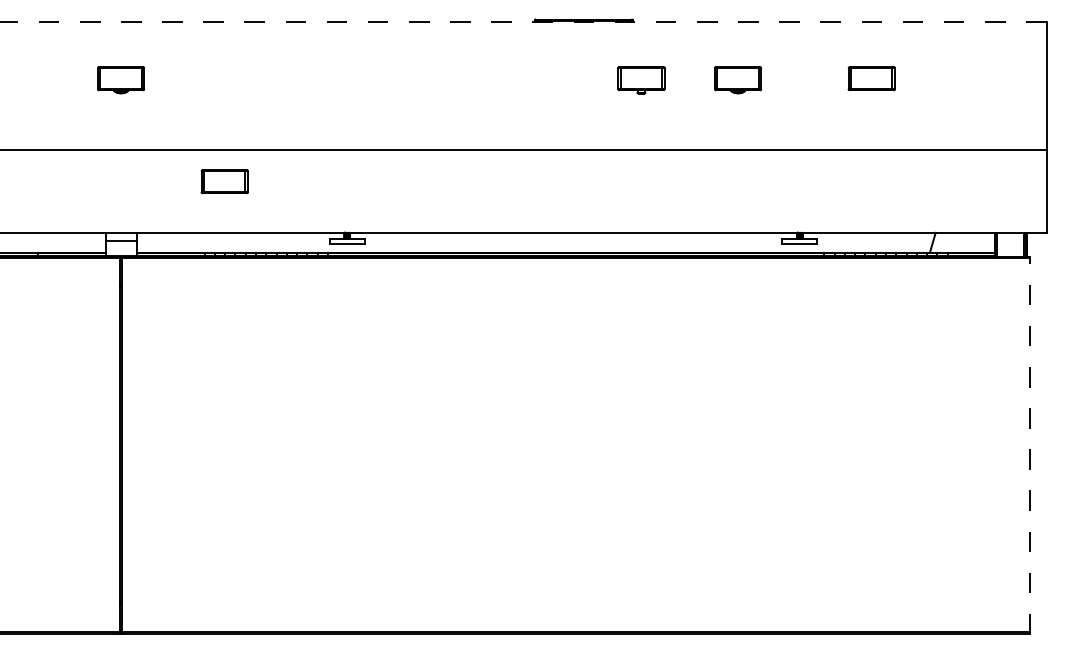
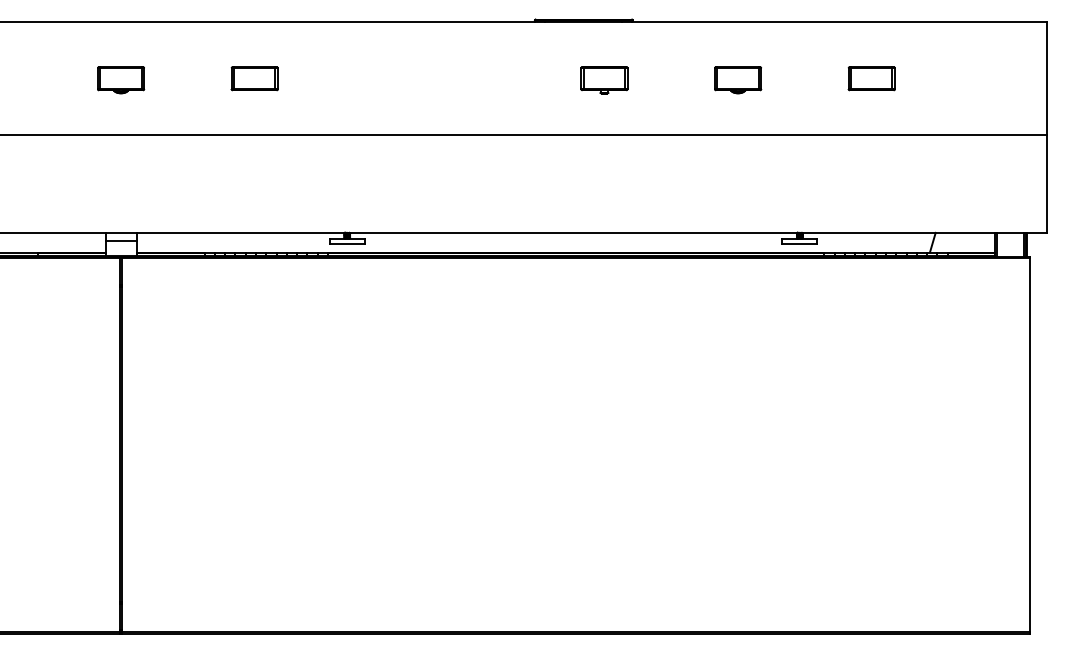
line: dashed -> solid (522, 22)
part position: (641, 80) -> (604, 80) (604, 80)
line position: (524, 150) -> (524, 135) (524, 135)
part position: (224, 181) -> (254, 78) (254, 78)
line: dashed -> solid (1029, 445)
